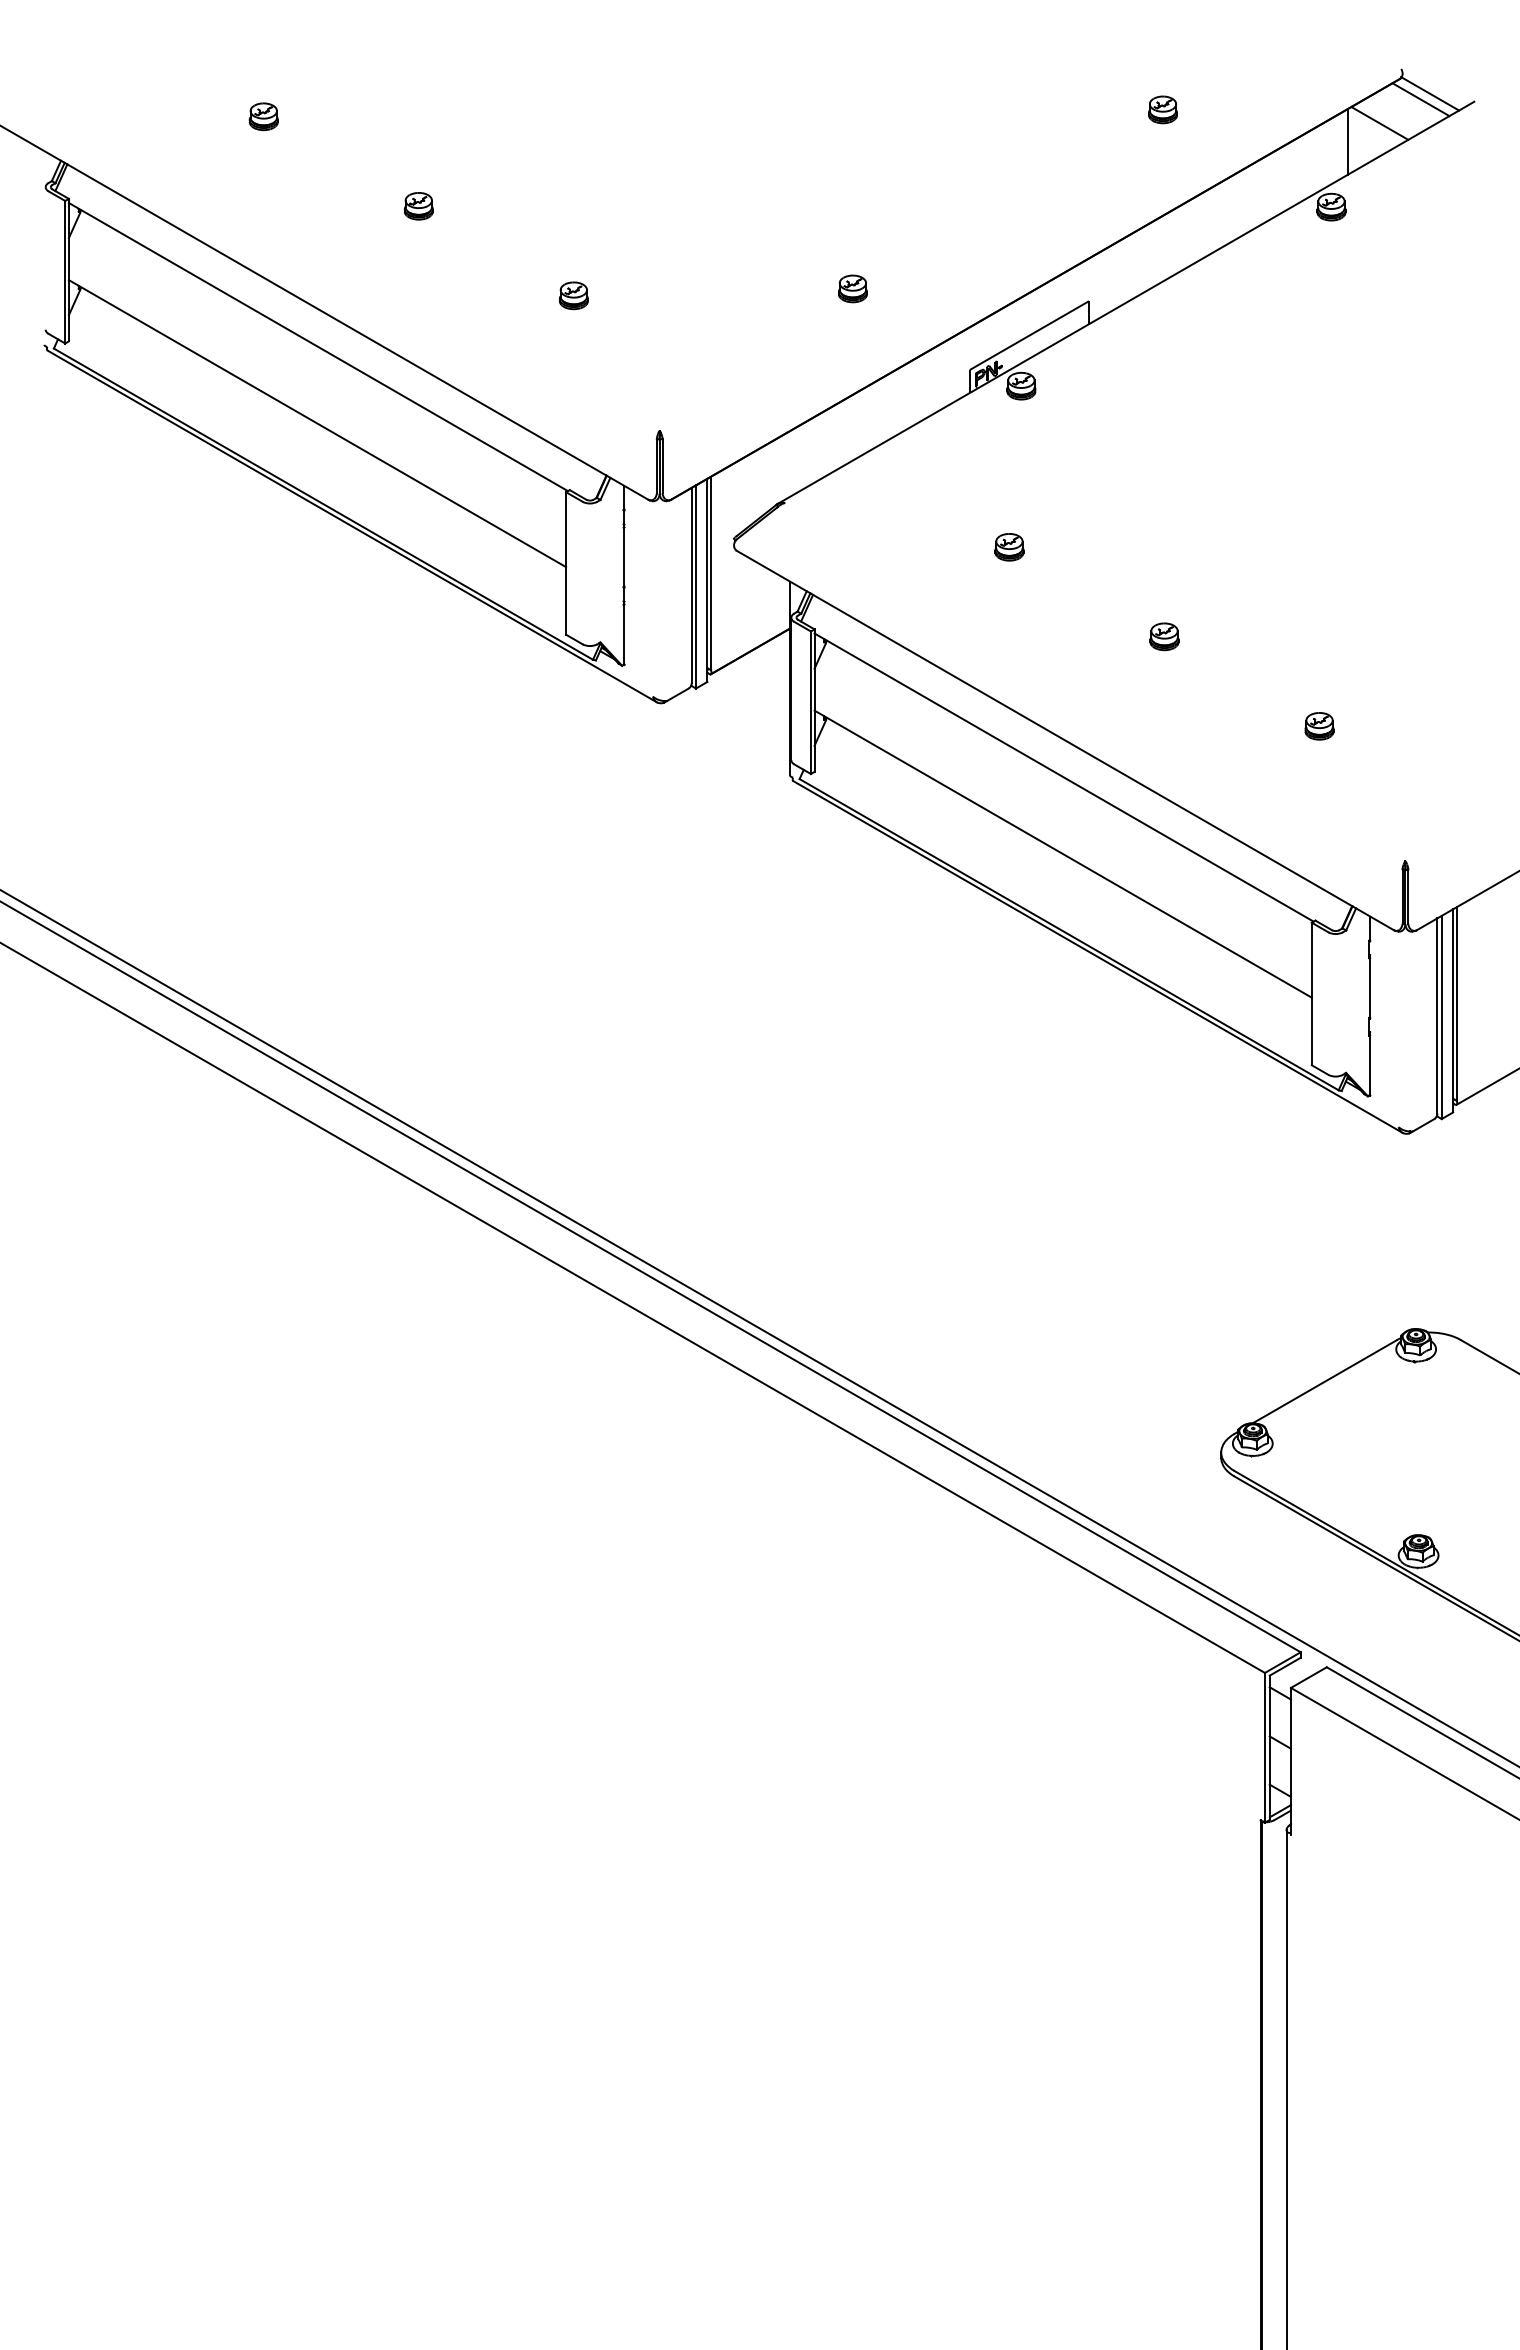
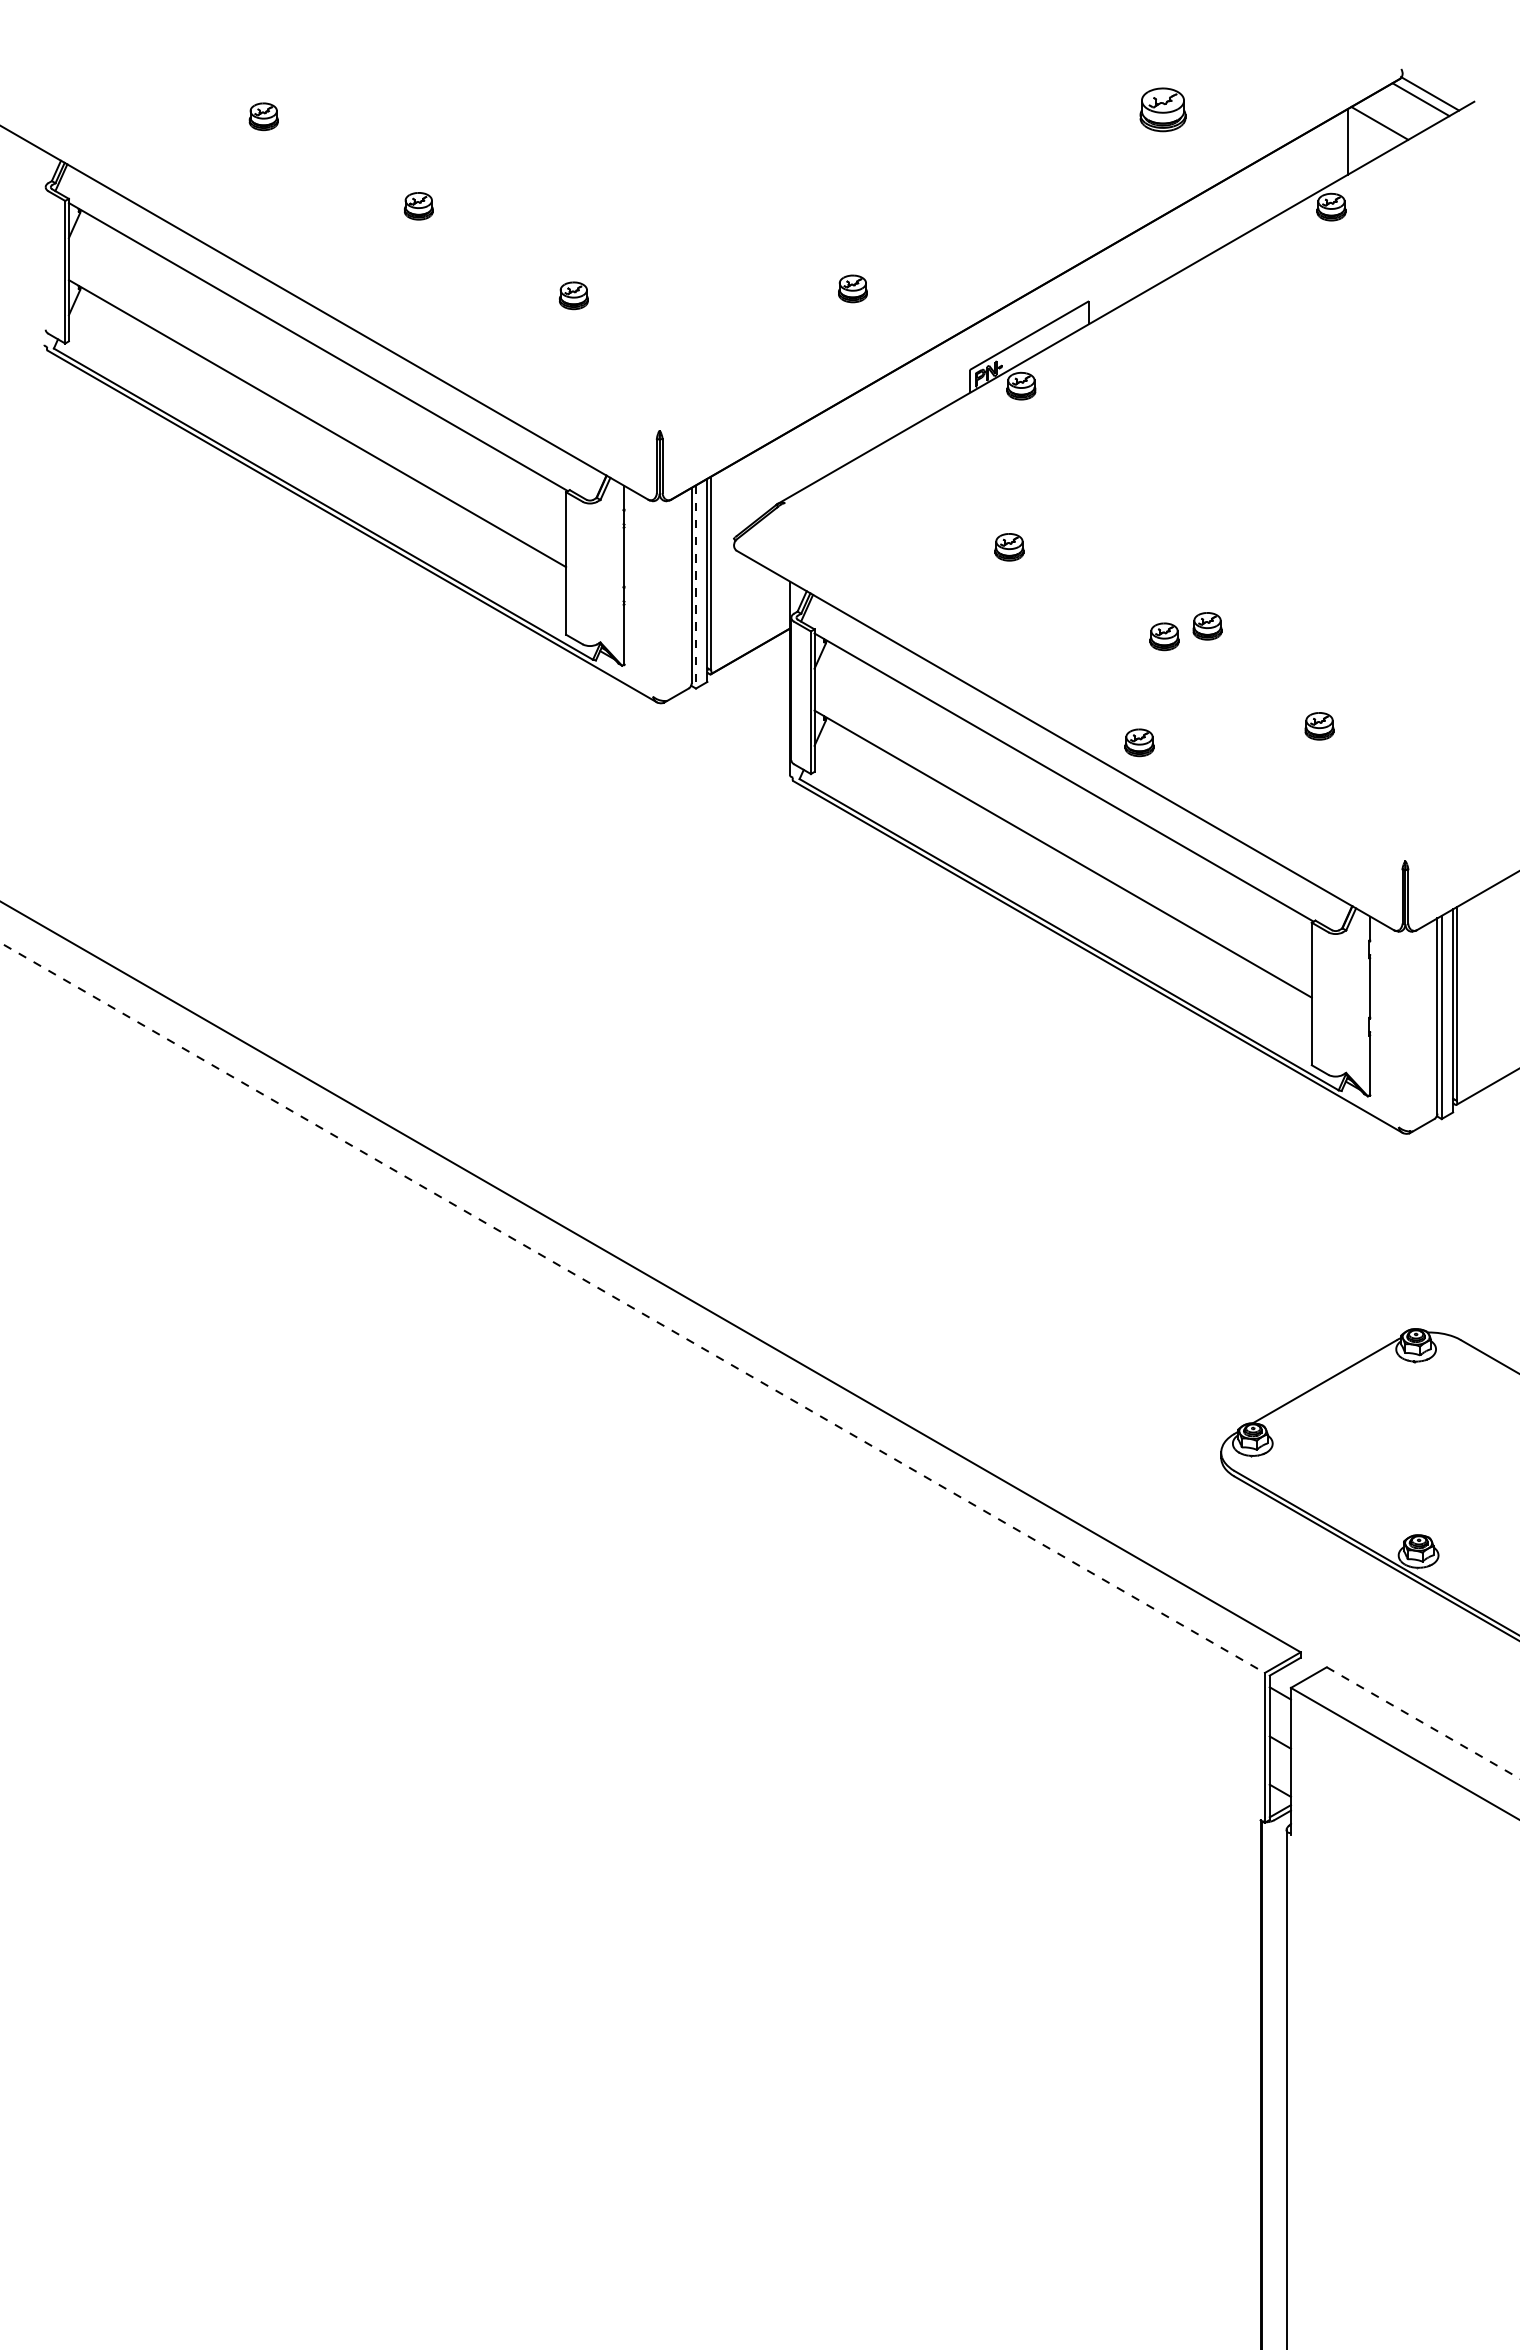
part size: 30x30 px -> 48x46 px (1162, 109)
line: solid -> dashed (696, 586)
part: none -> present (1207, 626)
part: none -> present (1139, 742)
line: solid -> dashed (632, 1307)
line: present -> none (759, 1327)
line: solid -> dashed (1423, 1723)
